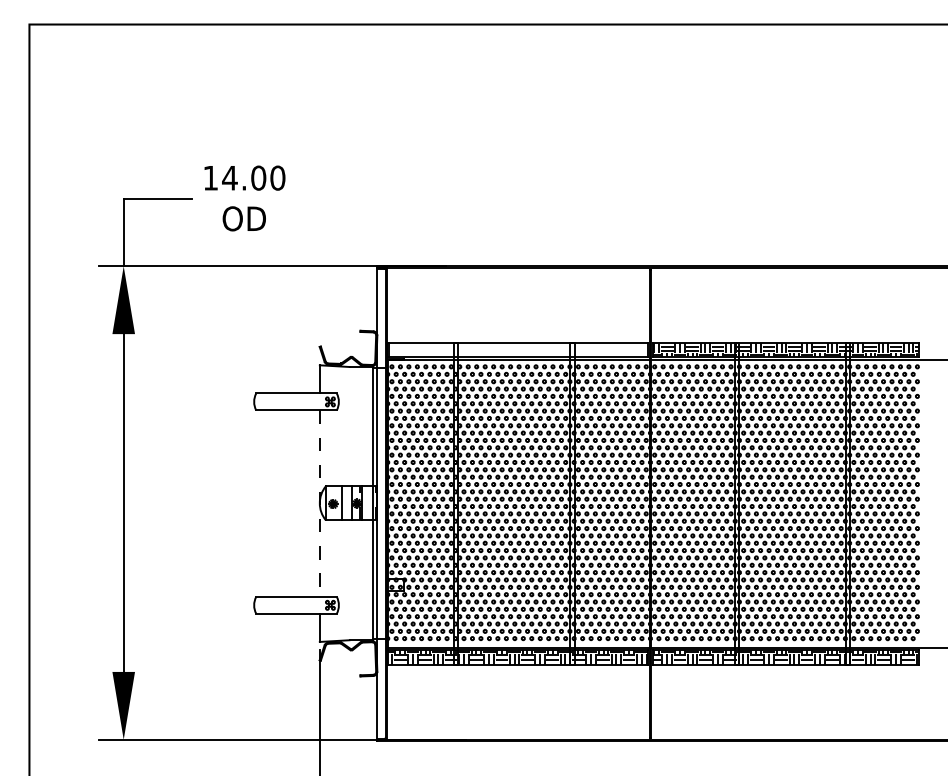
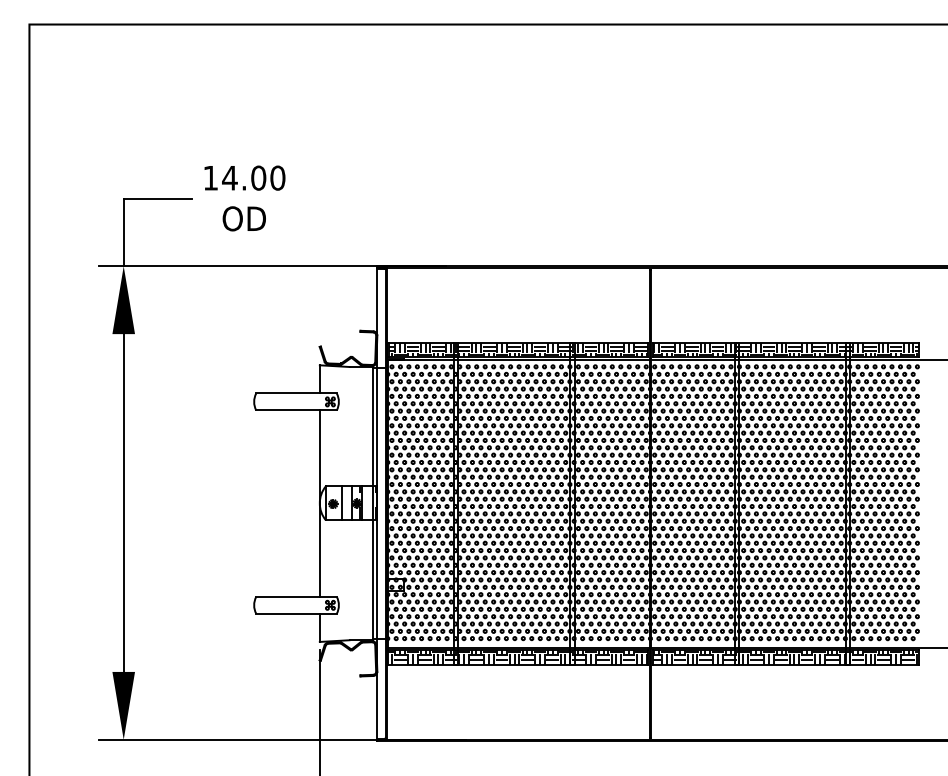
hatch: none -> present (518, 349)
line: dashed -> solid (319, 504)
